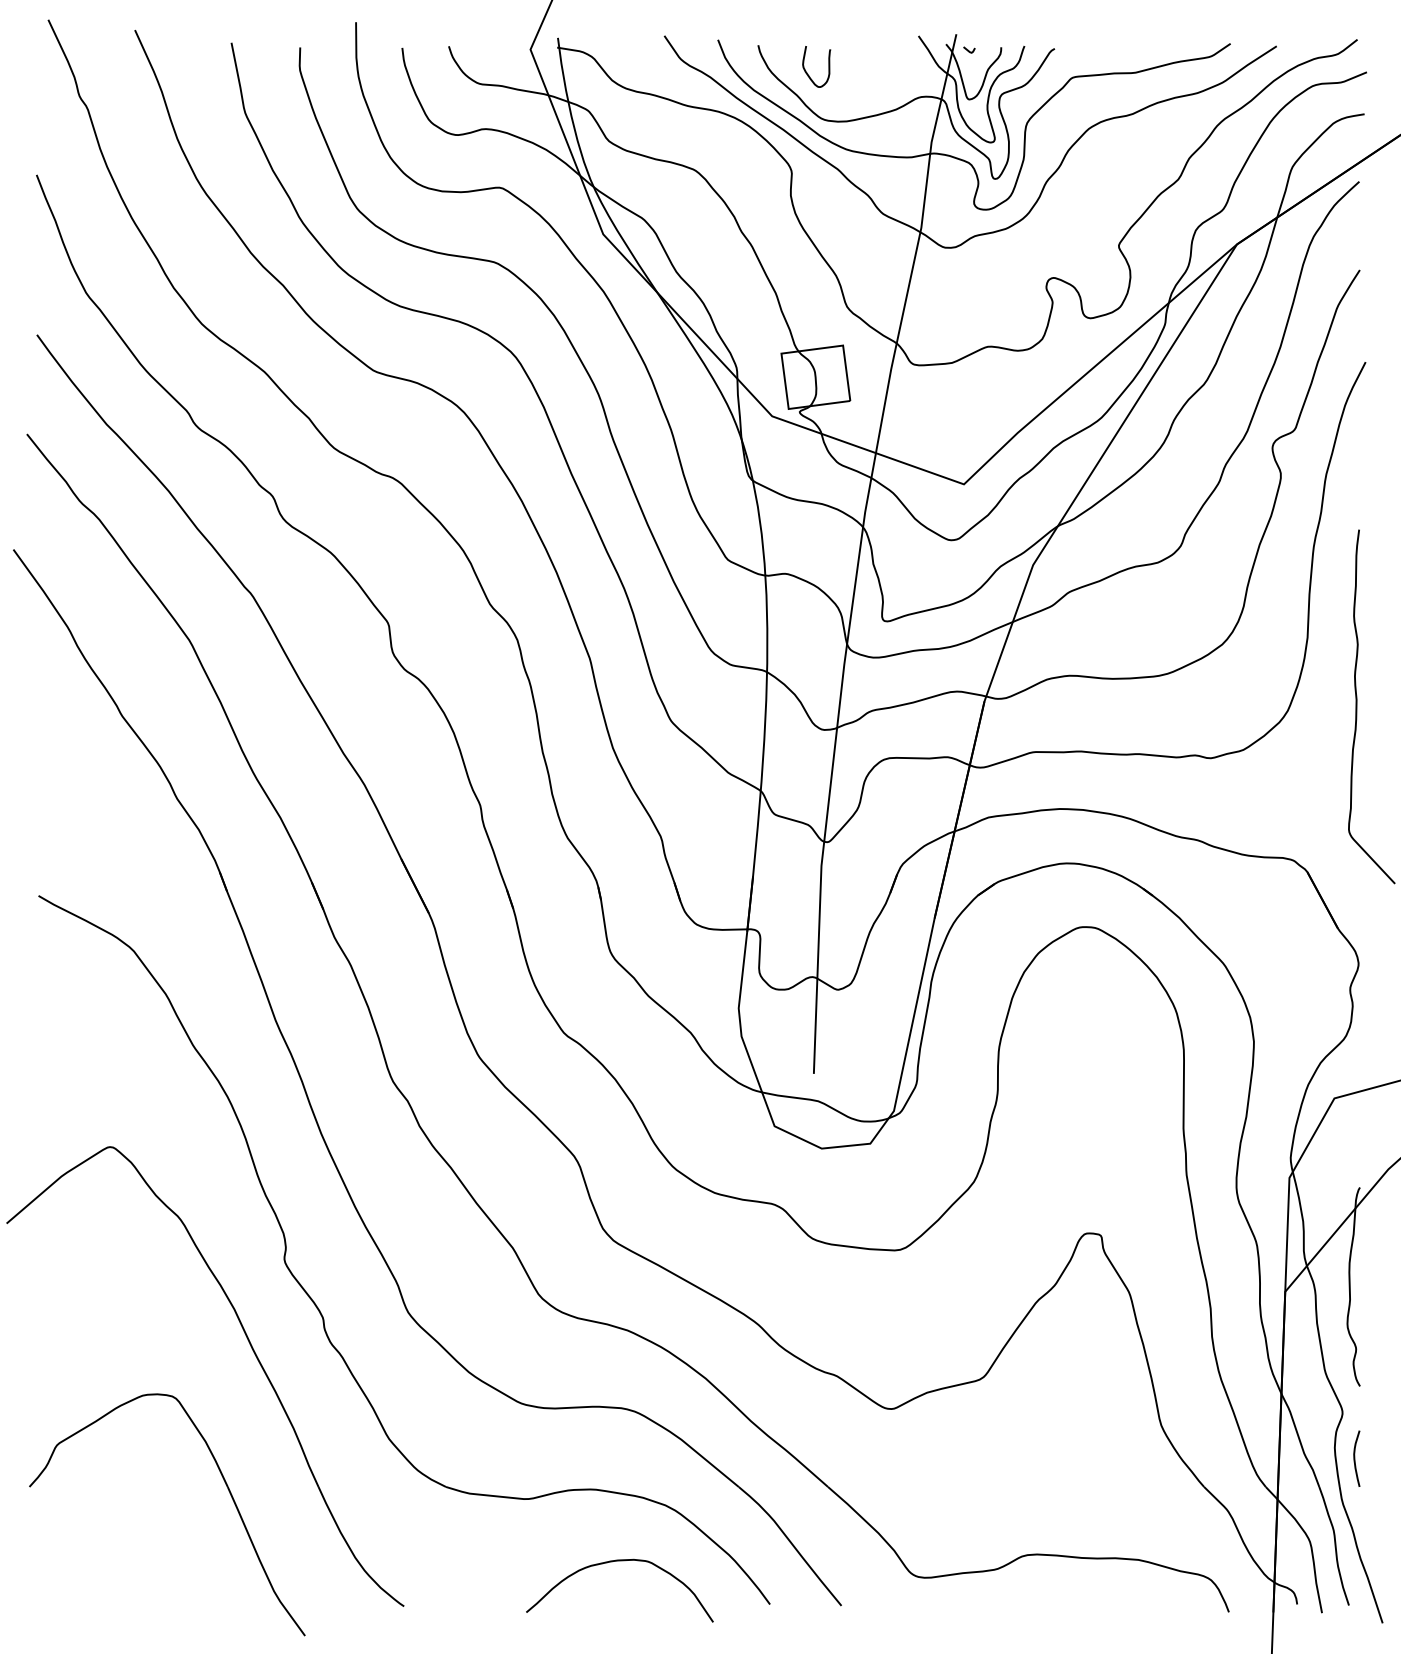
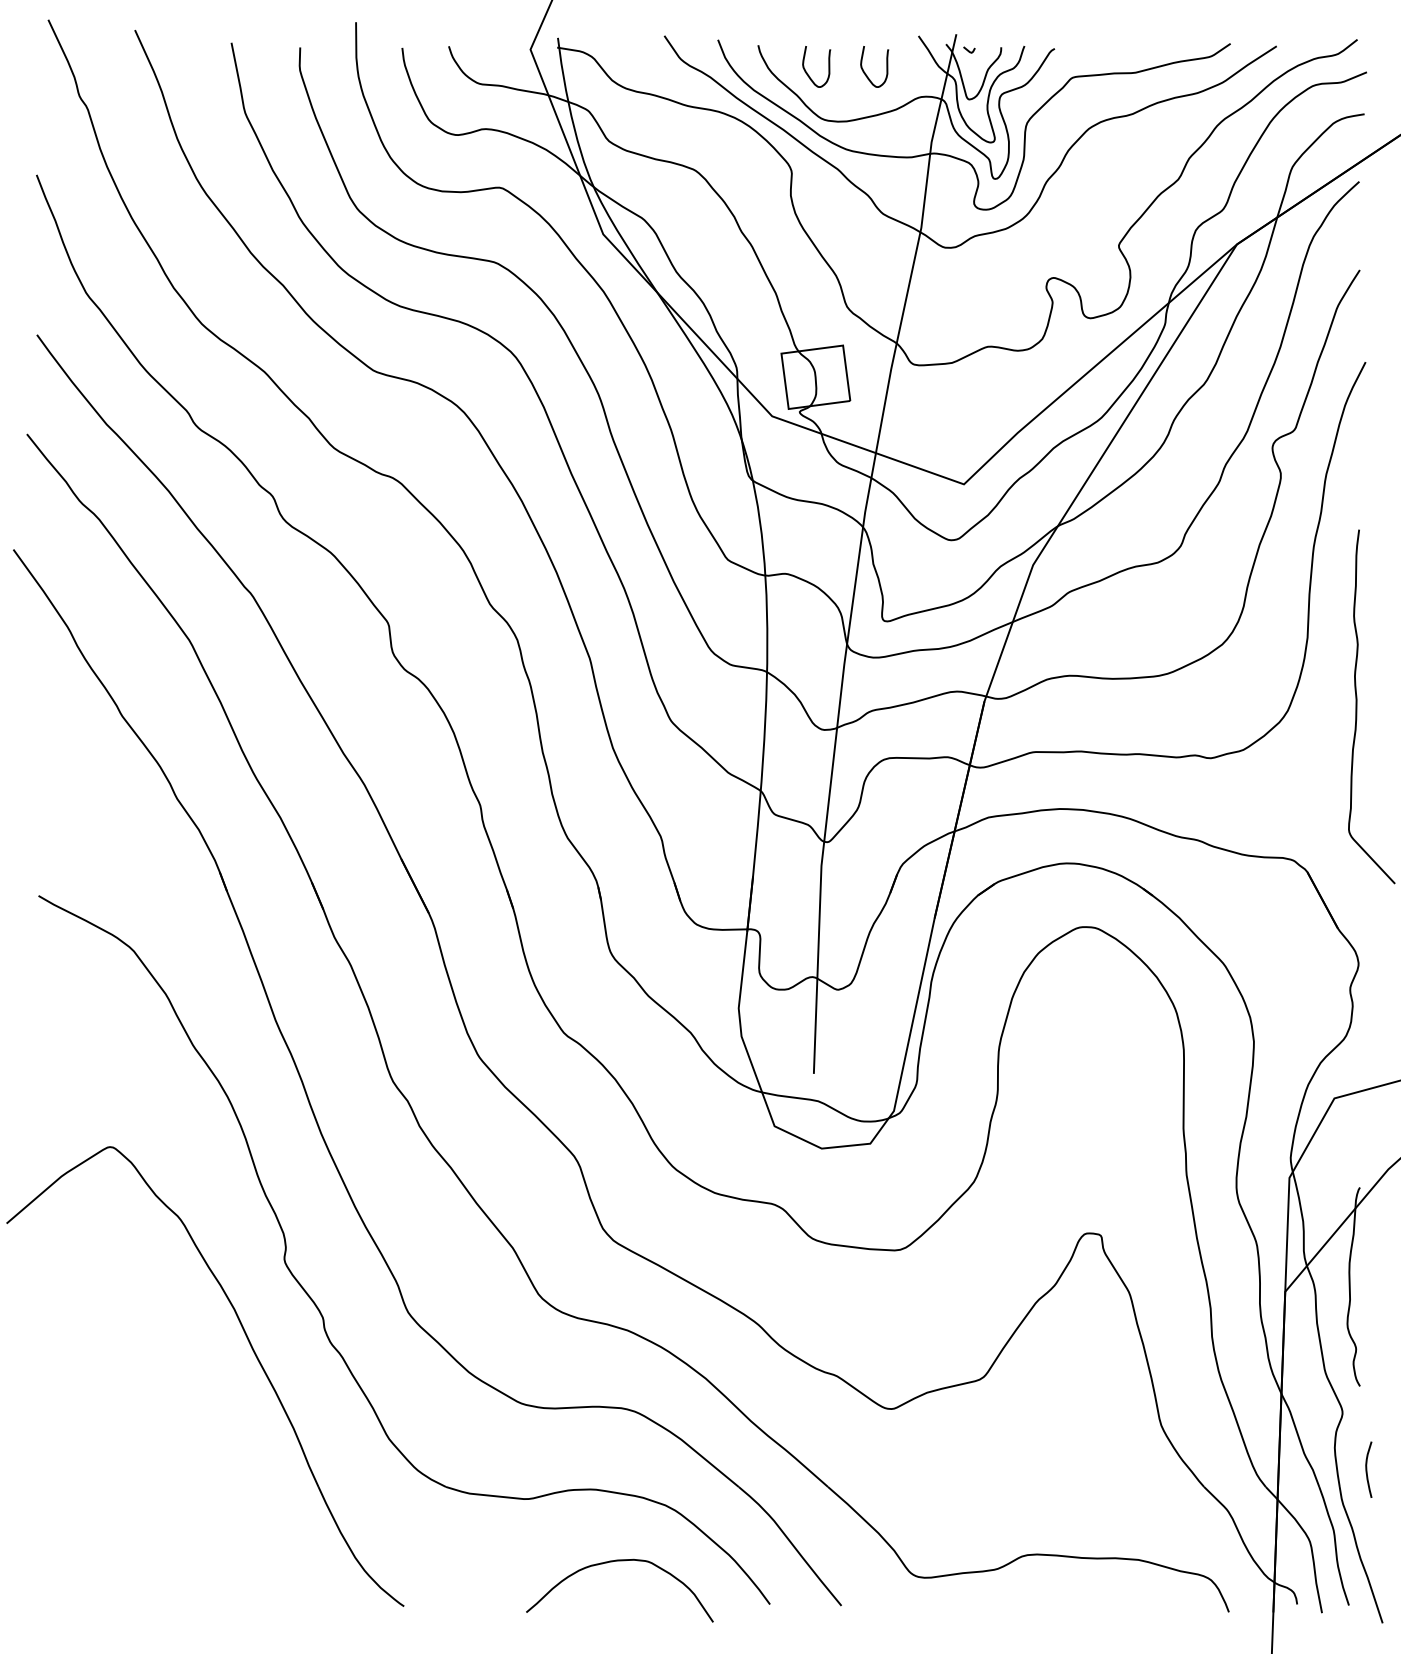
curve: none -> present (865, 72)
curve position: (1355, 1458) -> (1367, 1469) (1367, 1469)
part: present -> none (227, 1489)
